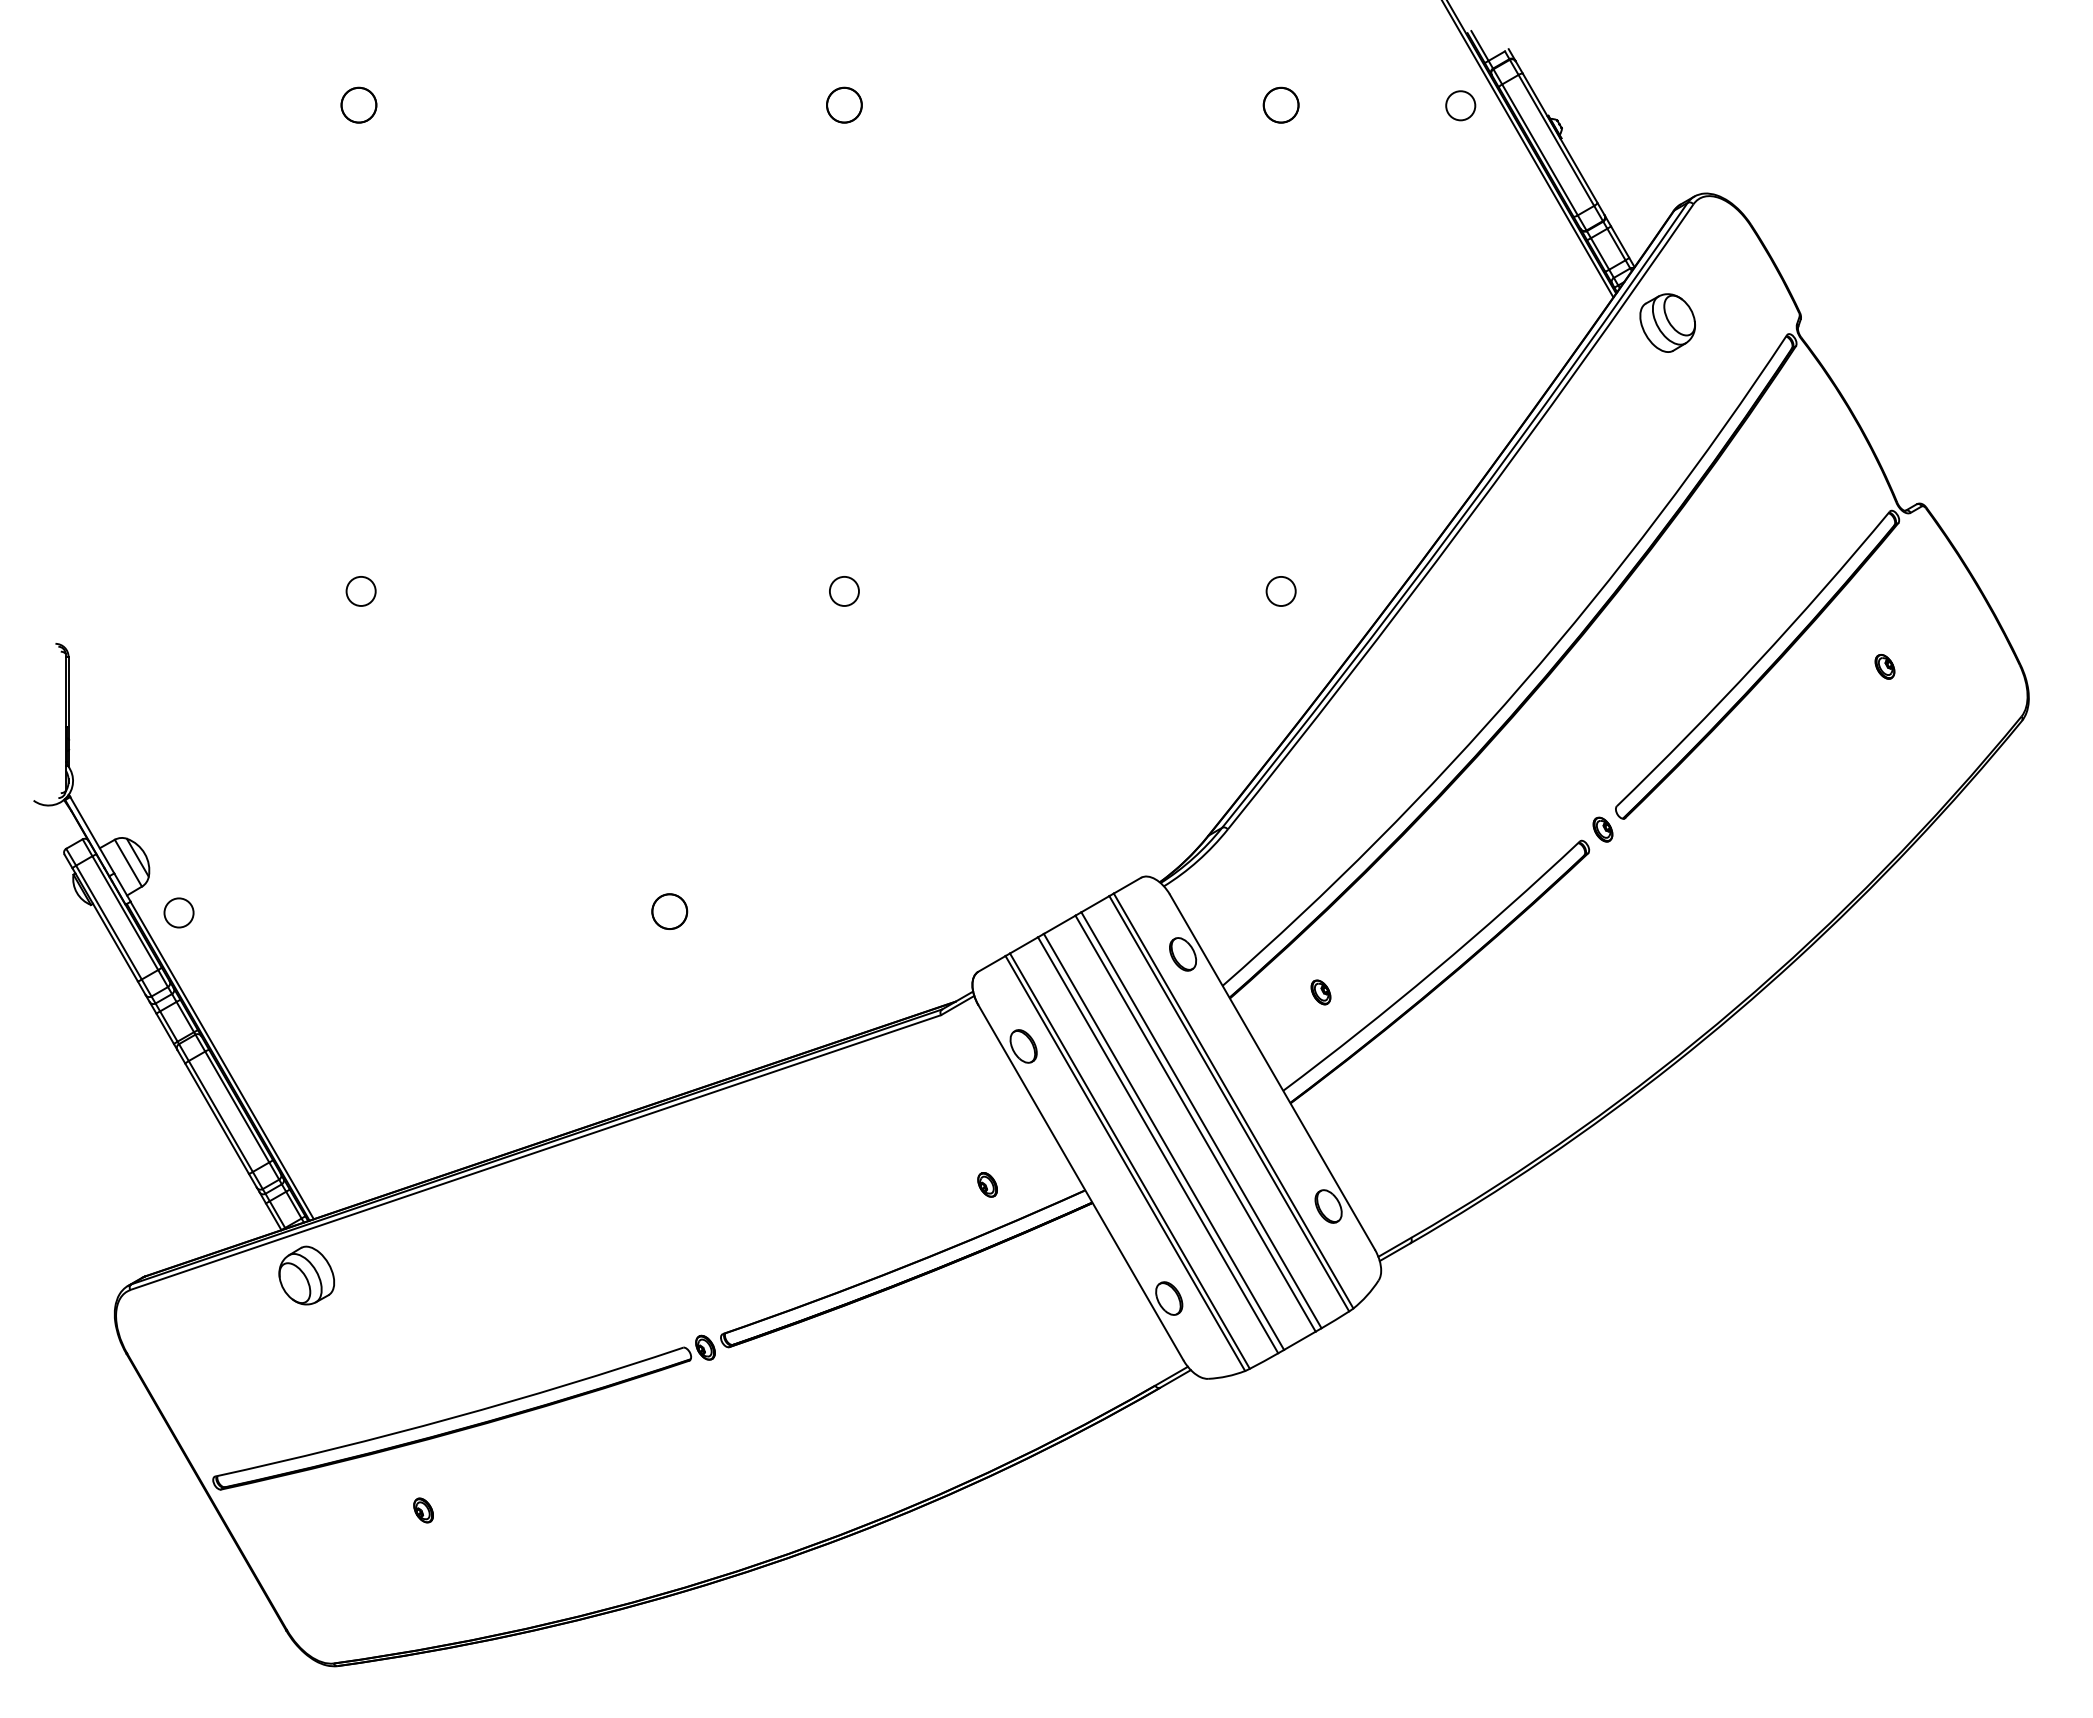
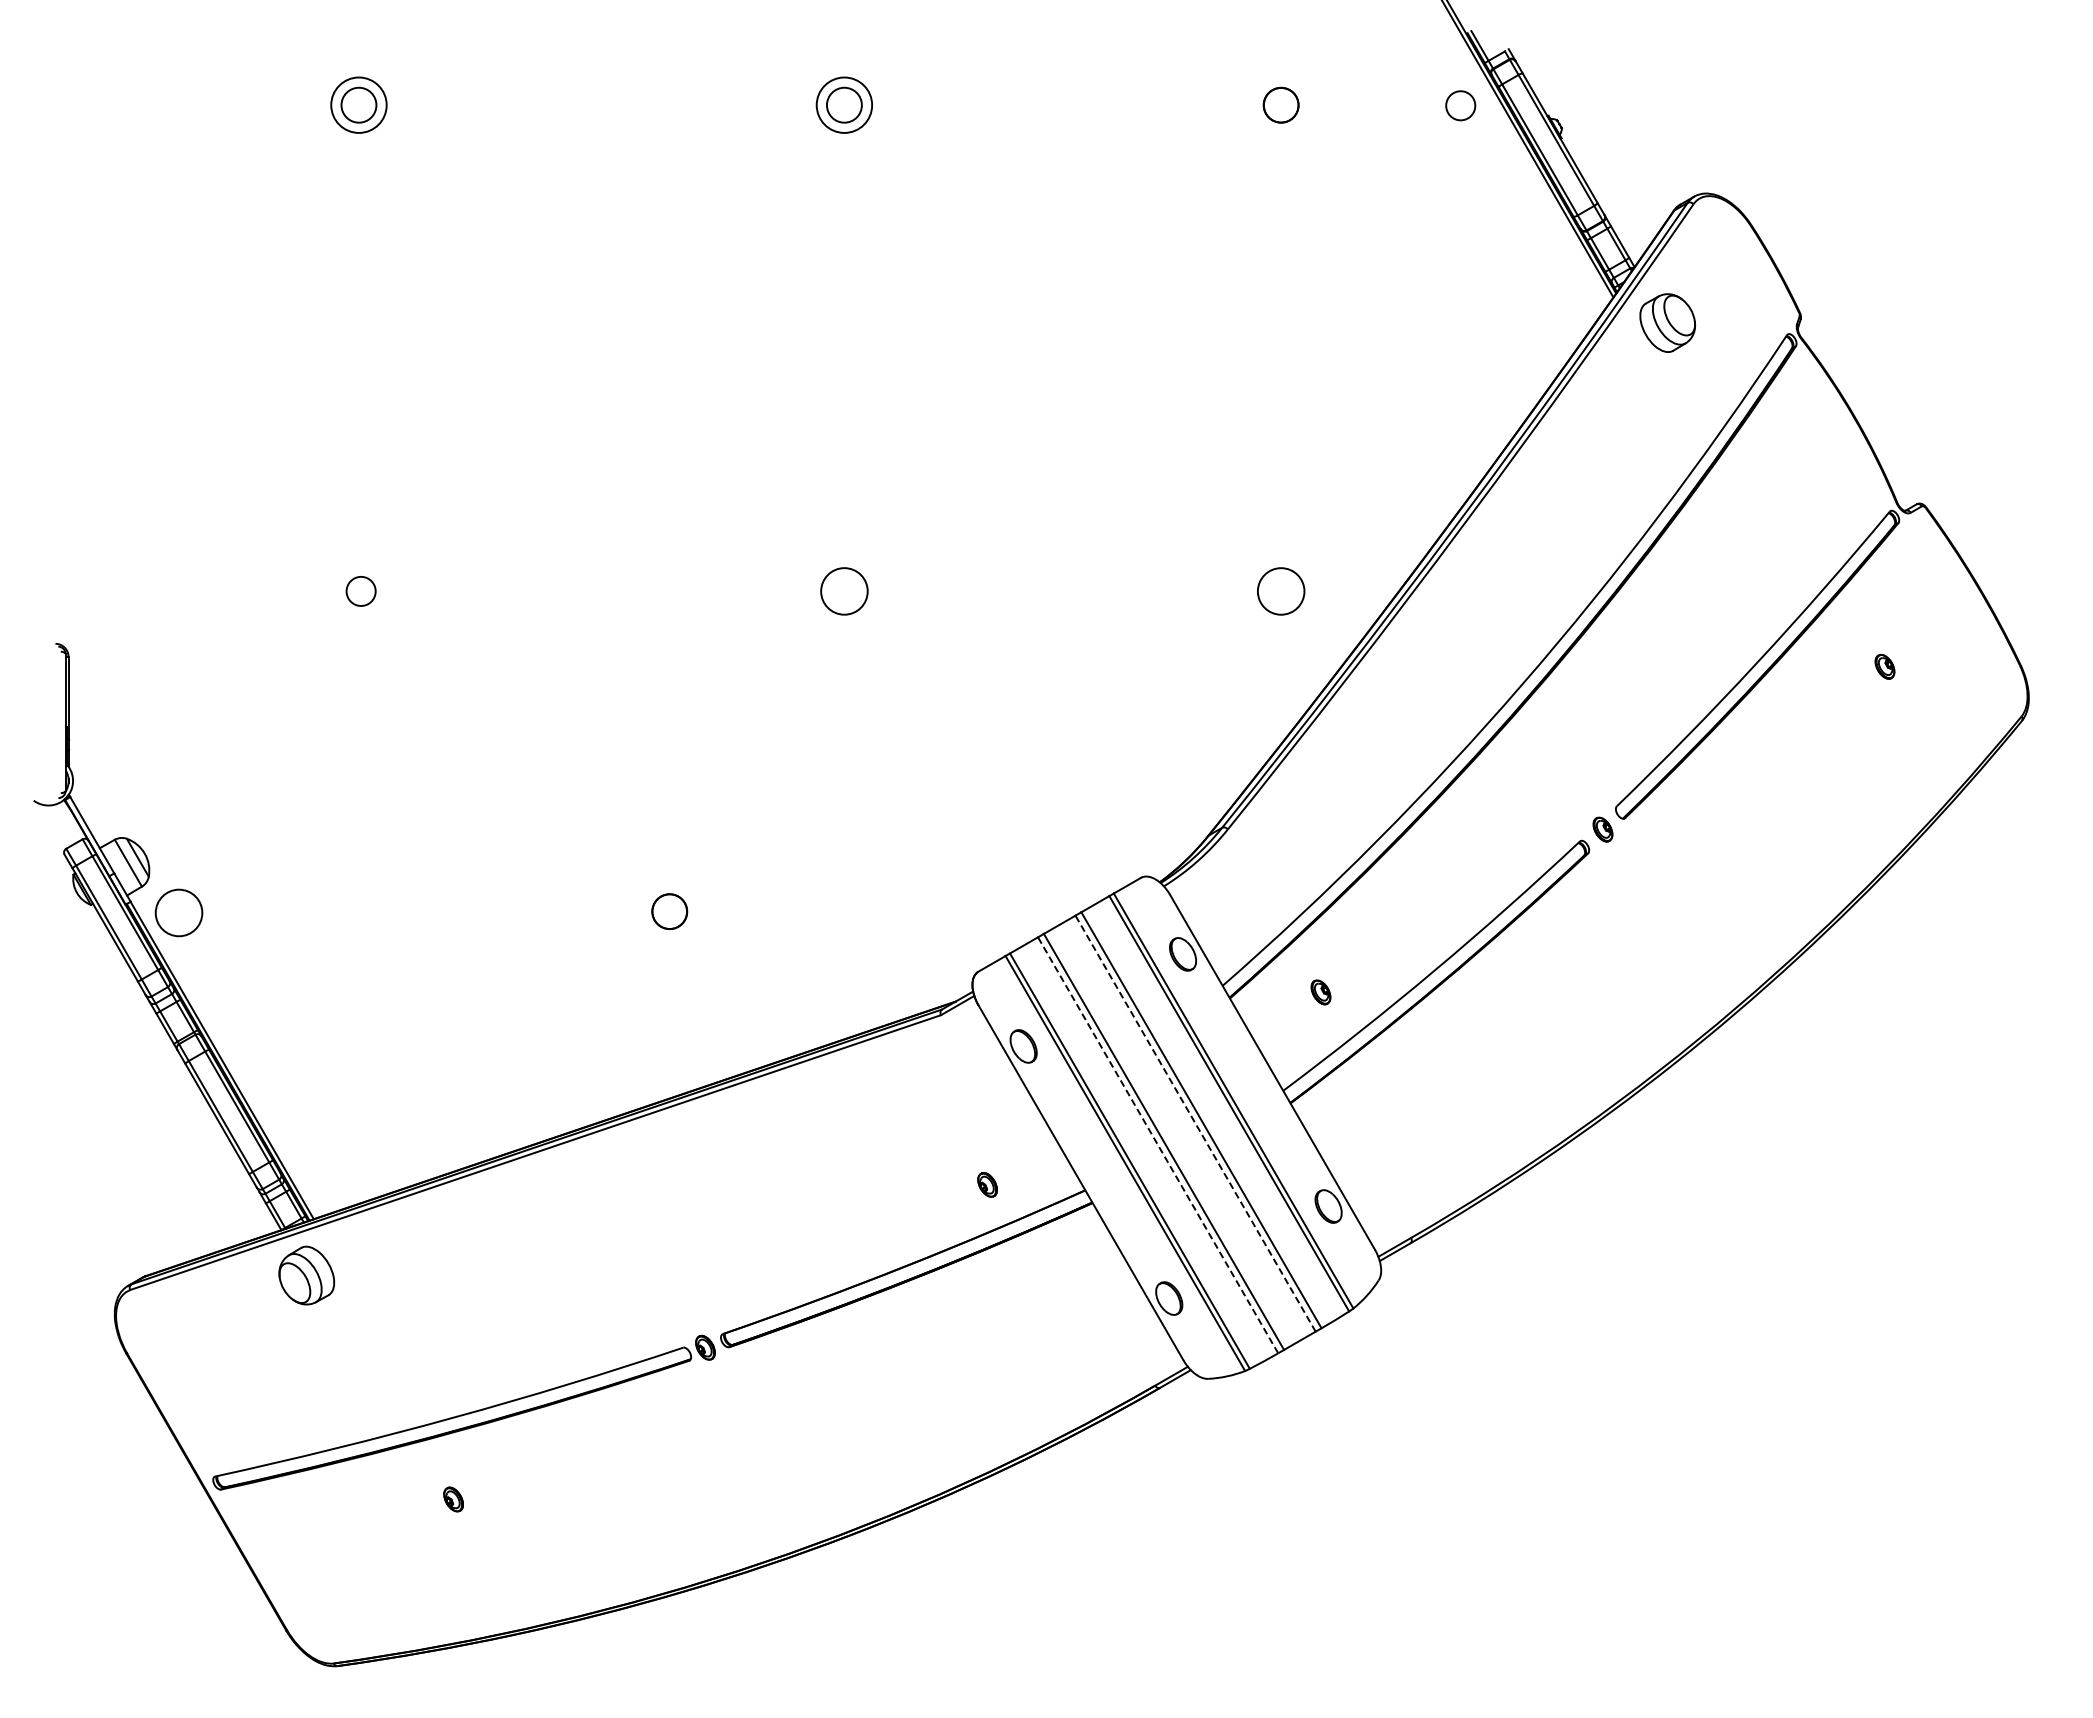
circle diameter: 35 px -> 55 px (358, 104)
circle diameter: 35 px -> 55 px (844, 104)
circle diameter: 29 px -> 47 px (844, 591)
circle diameter: 29 px -> 47 px (1280, 591)
circle diameter: 29 px -> 47 px (178, 912)
line: solid -> dashed (1195, 1123)
line: solid -> dashed (1157, 1144)
part position: (423, 1510) -> (453, 1499) (453, 1499)
